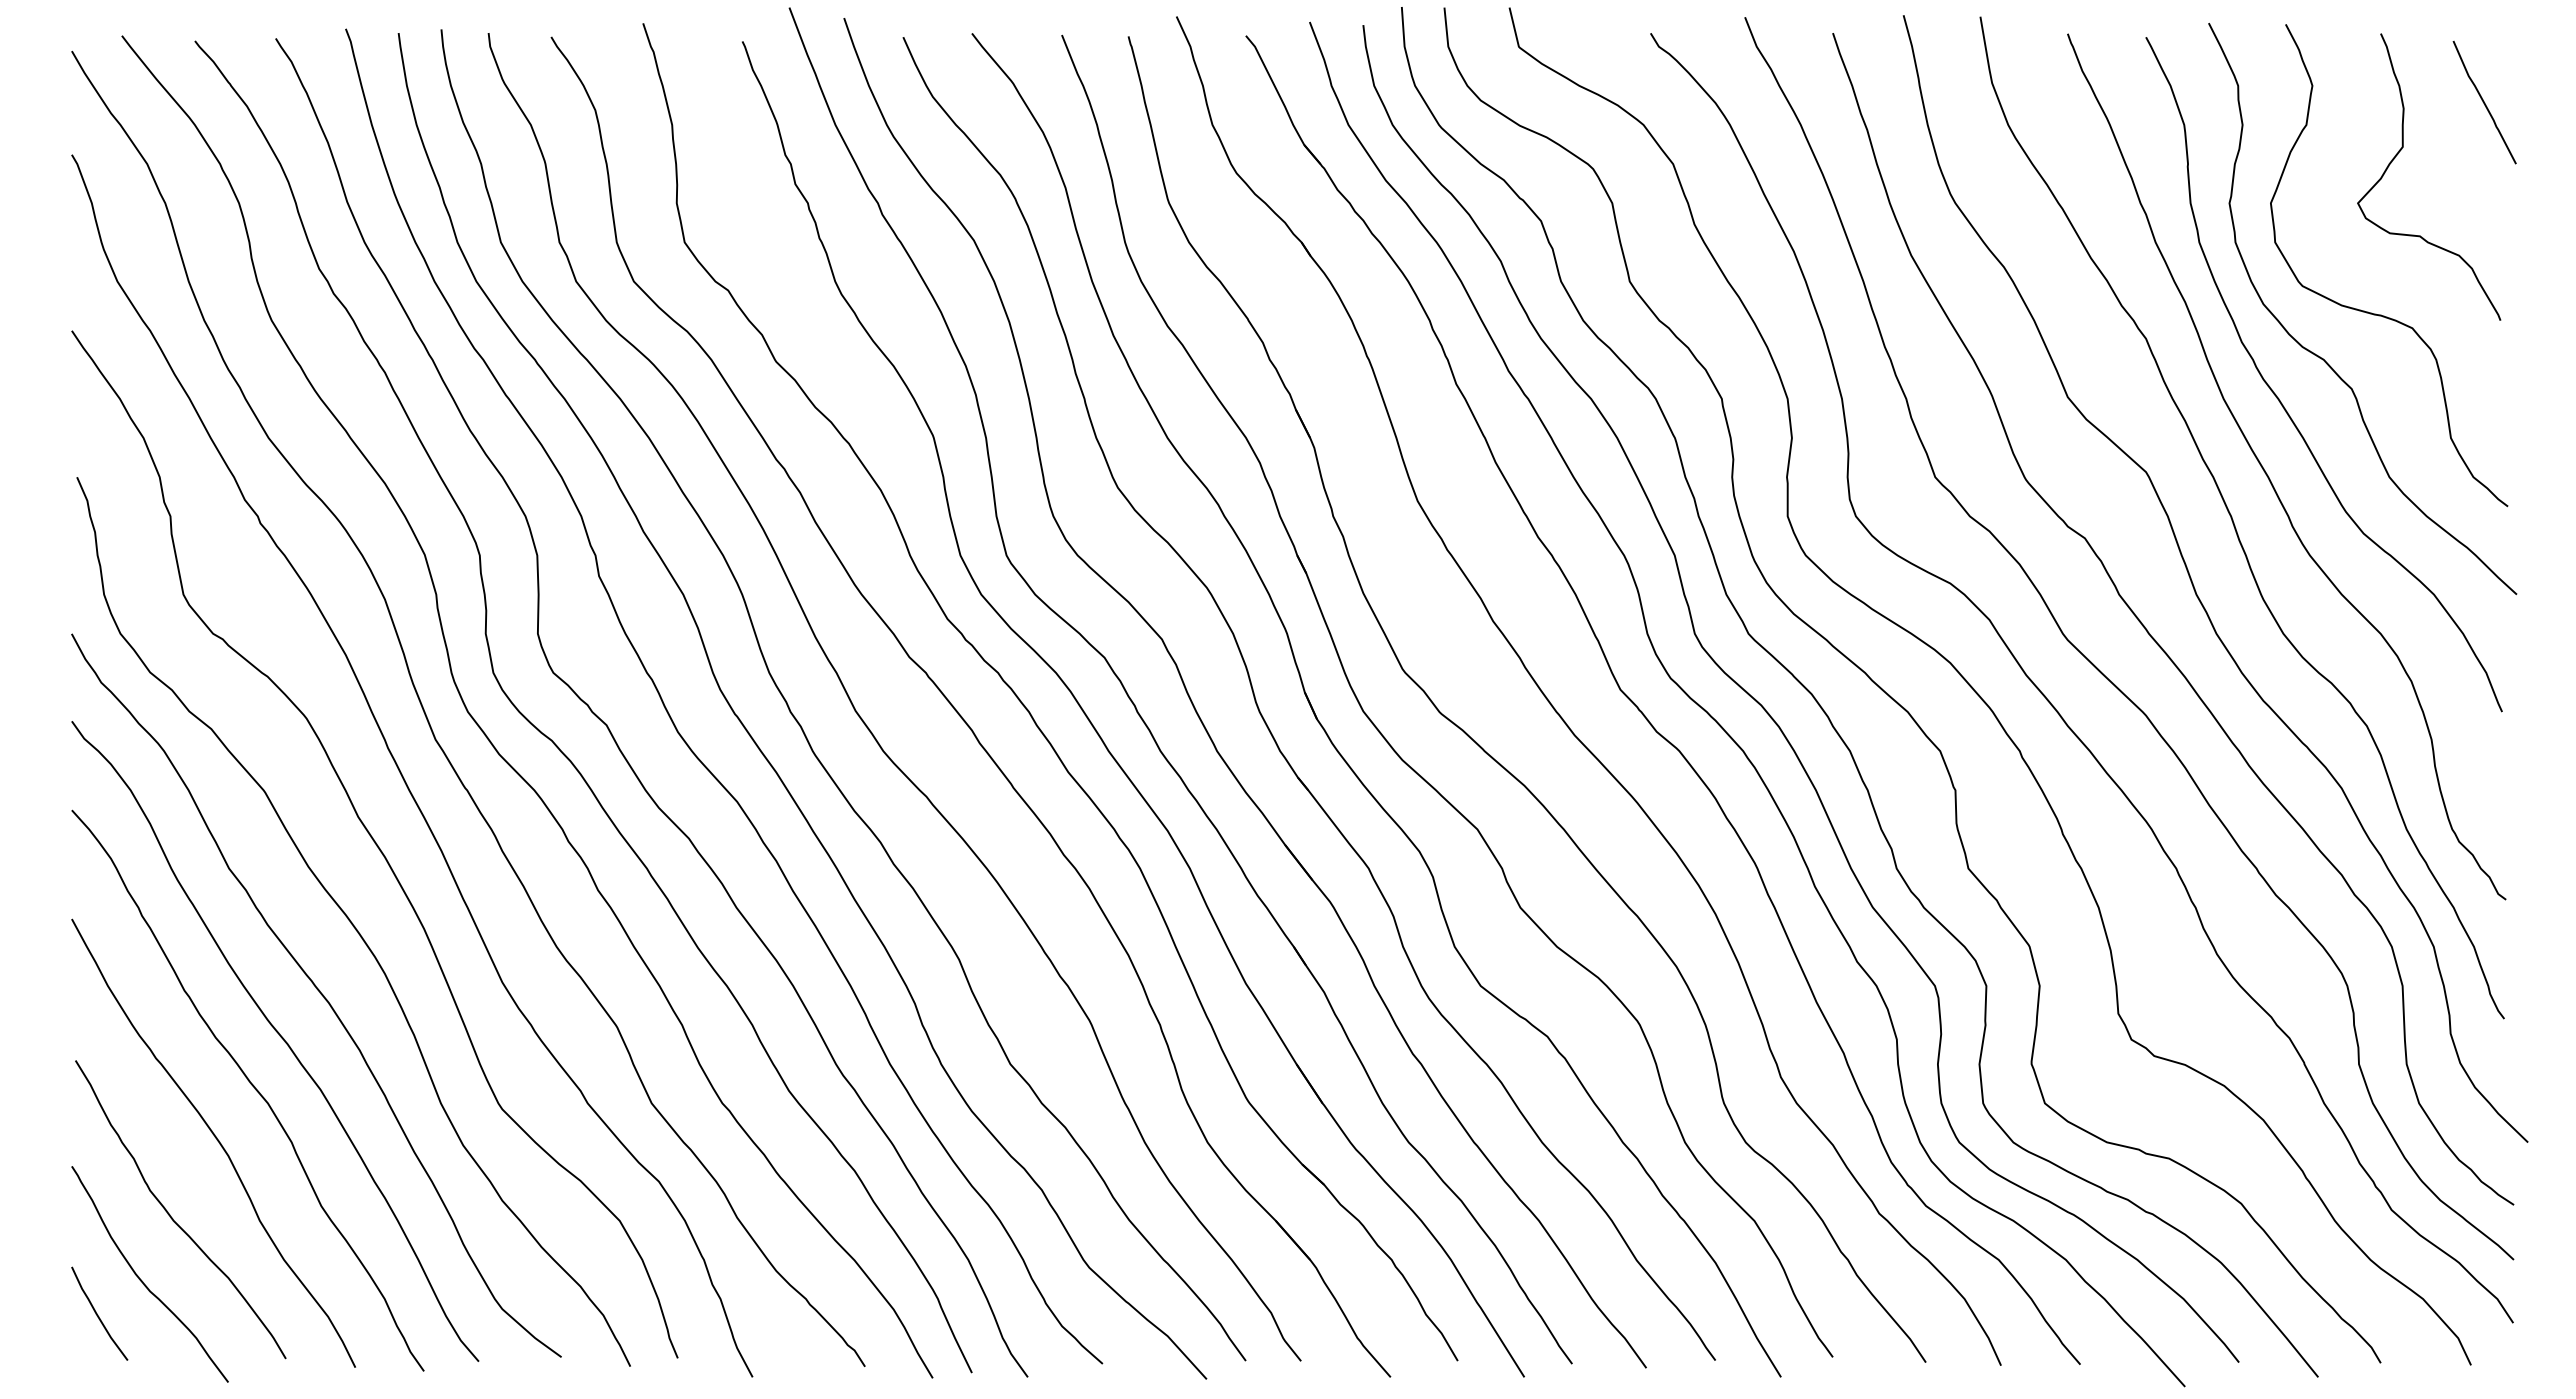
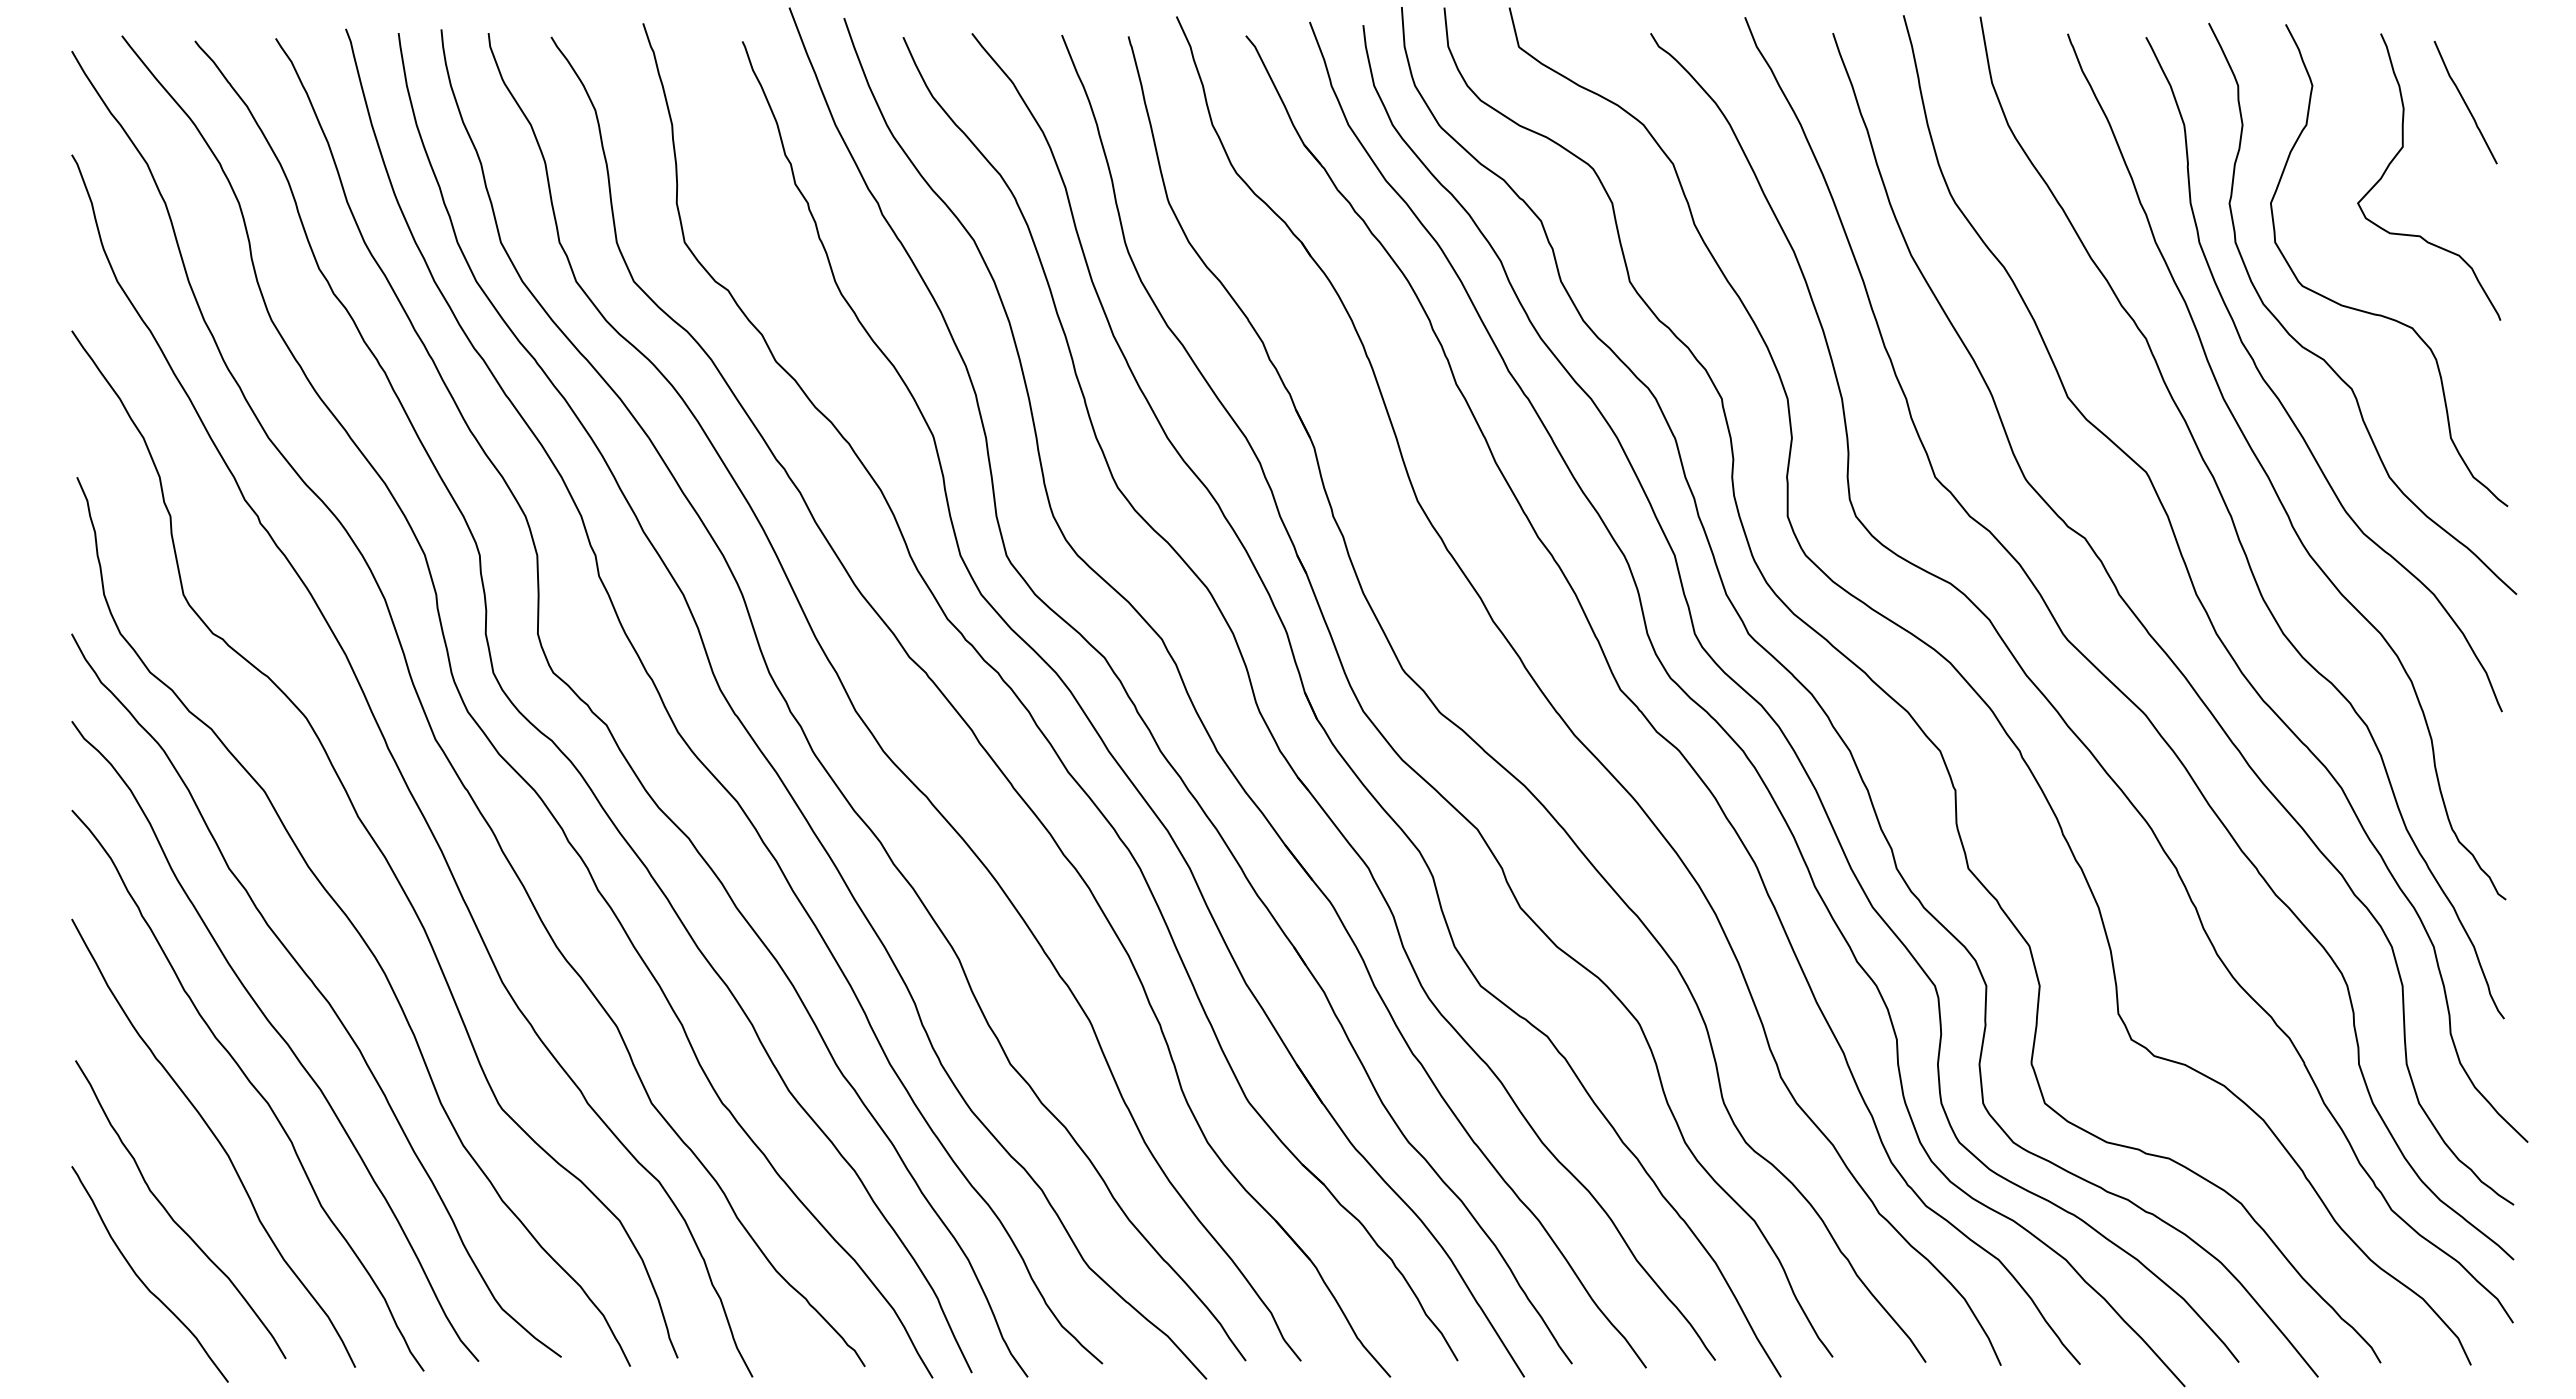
curve position: (2484, 102) -> (2465, 102) (2465, 102)
curve: present -> none (97, 1313)
